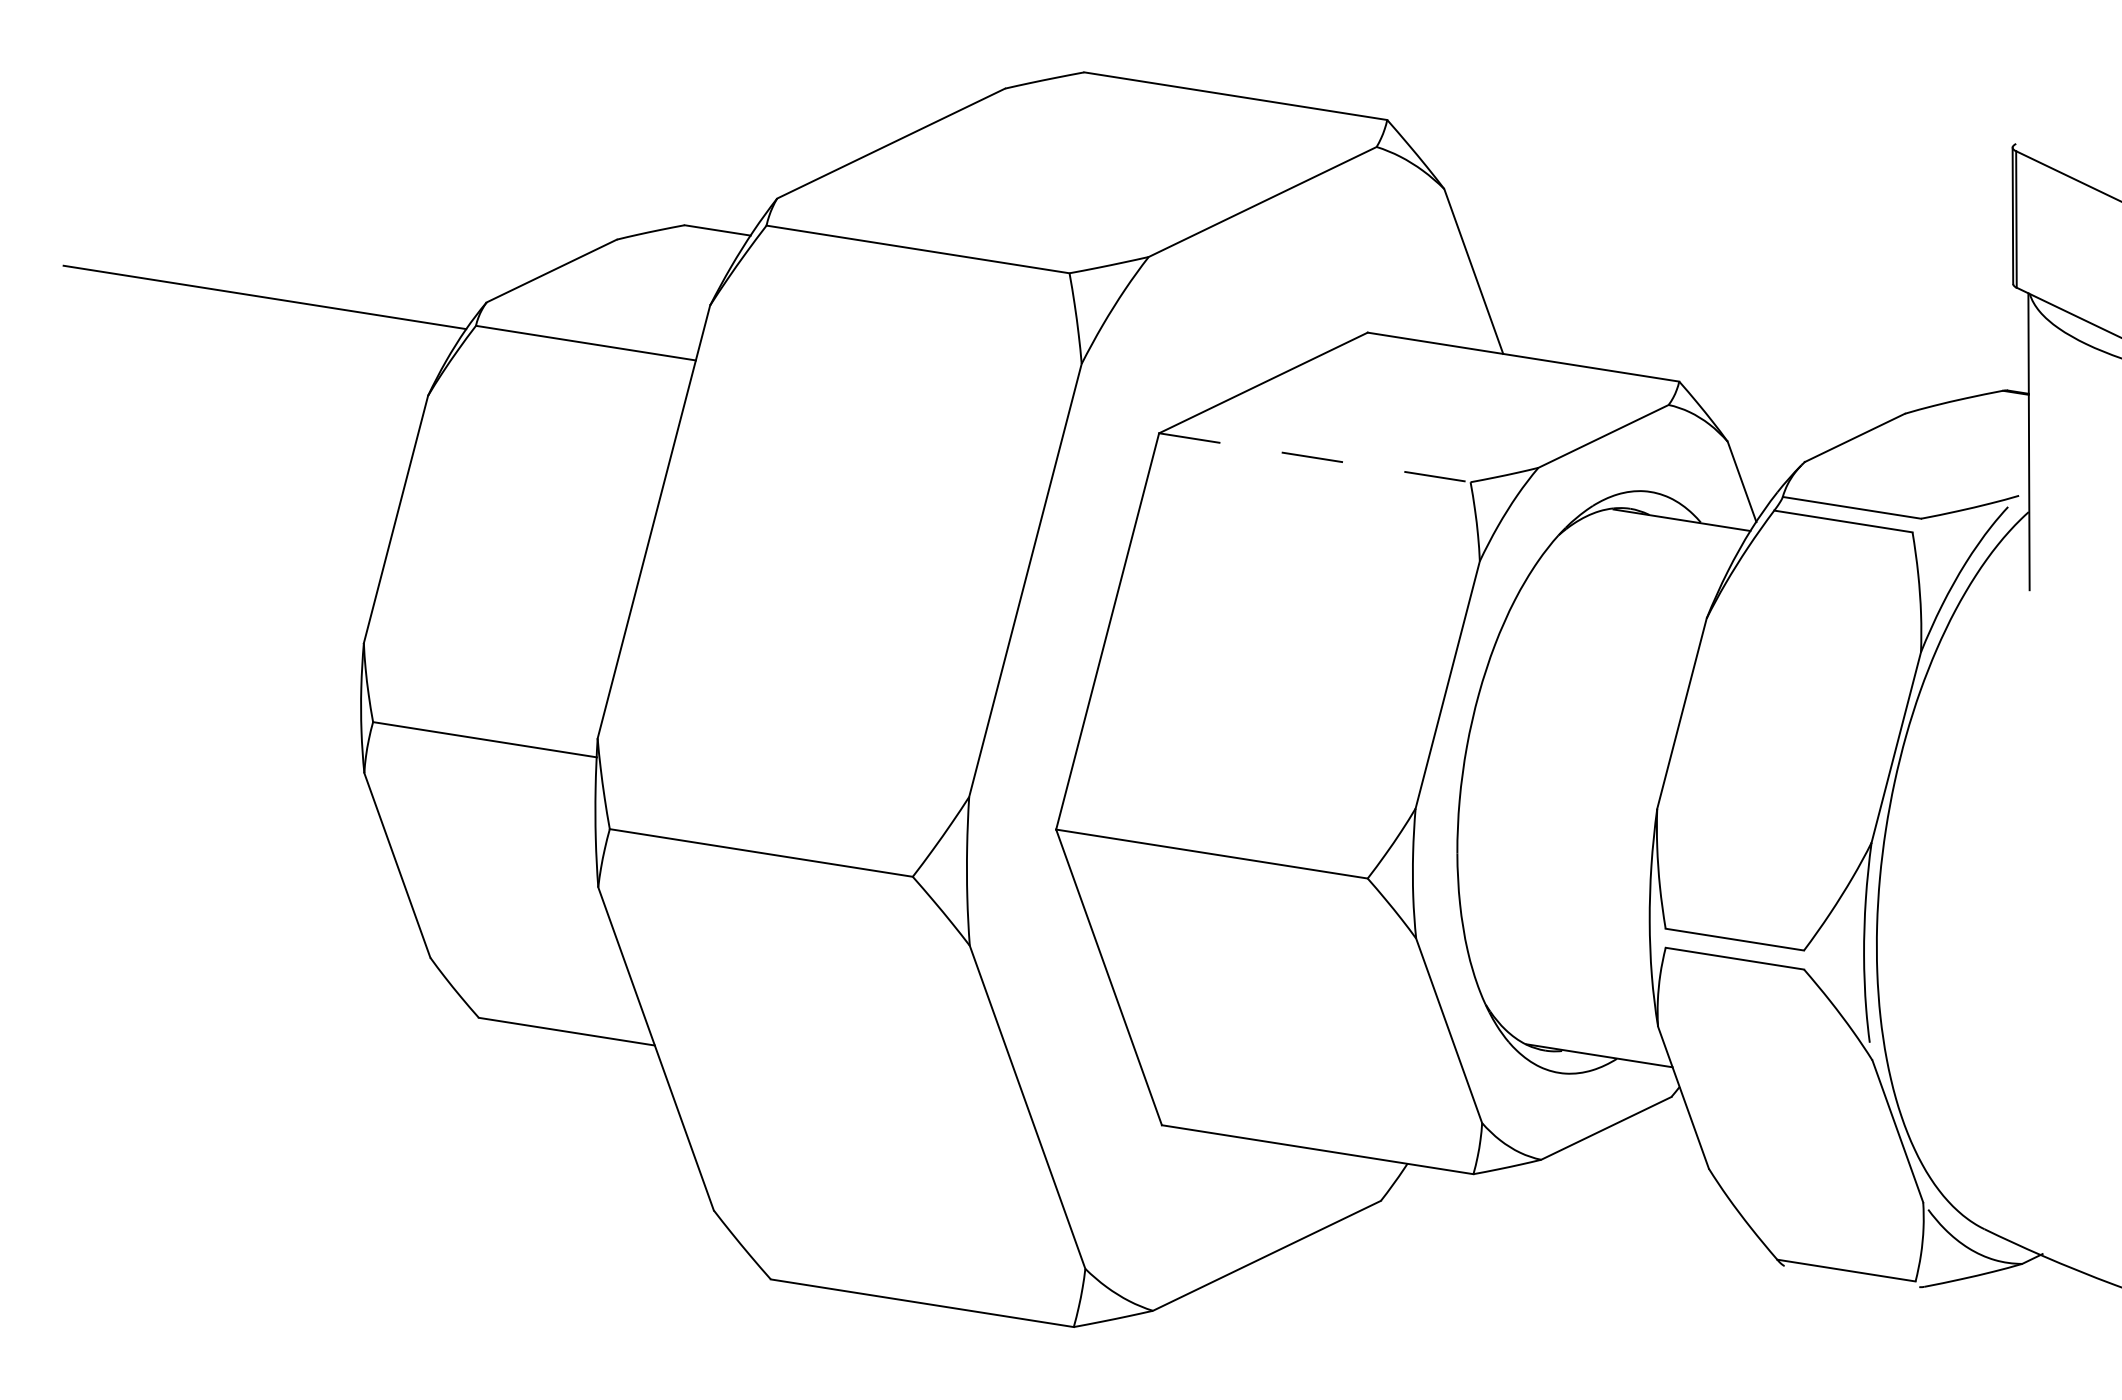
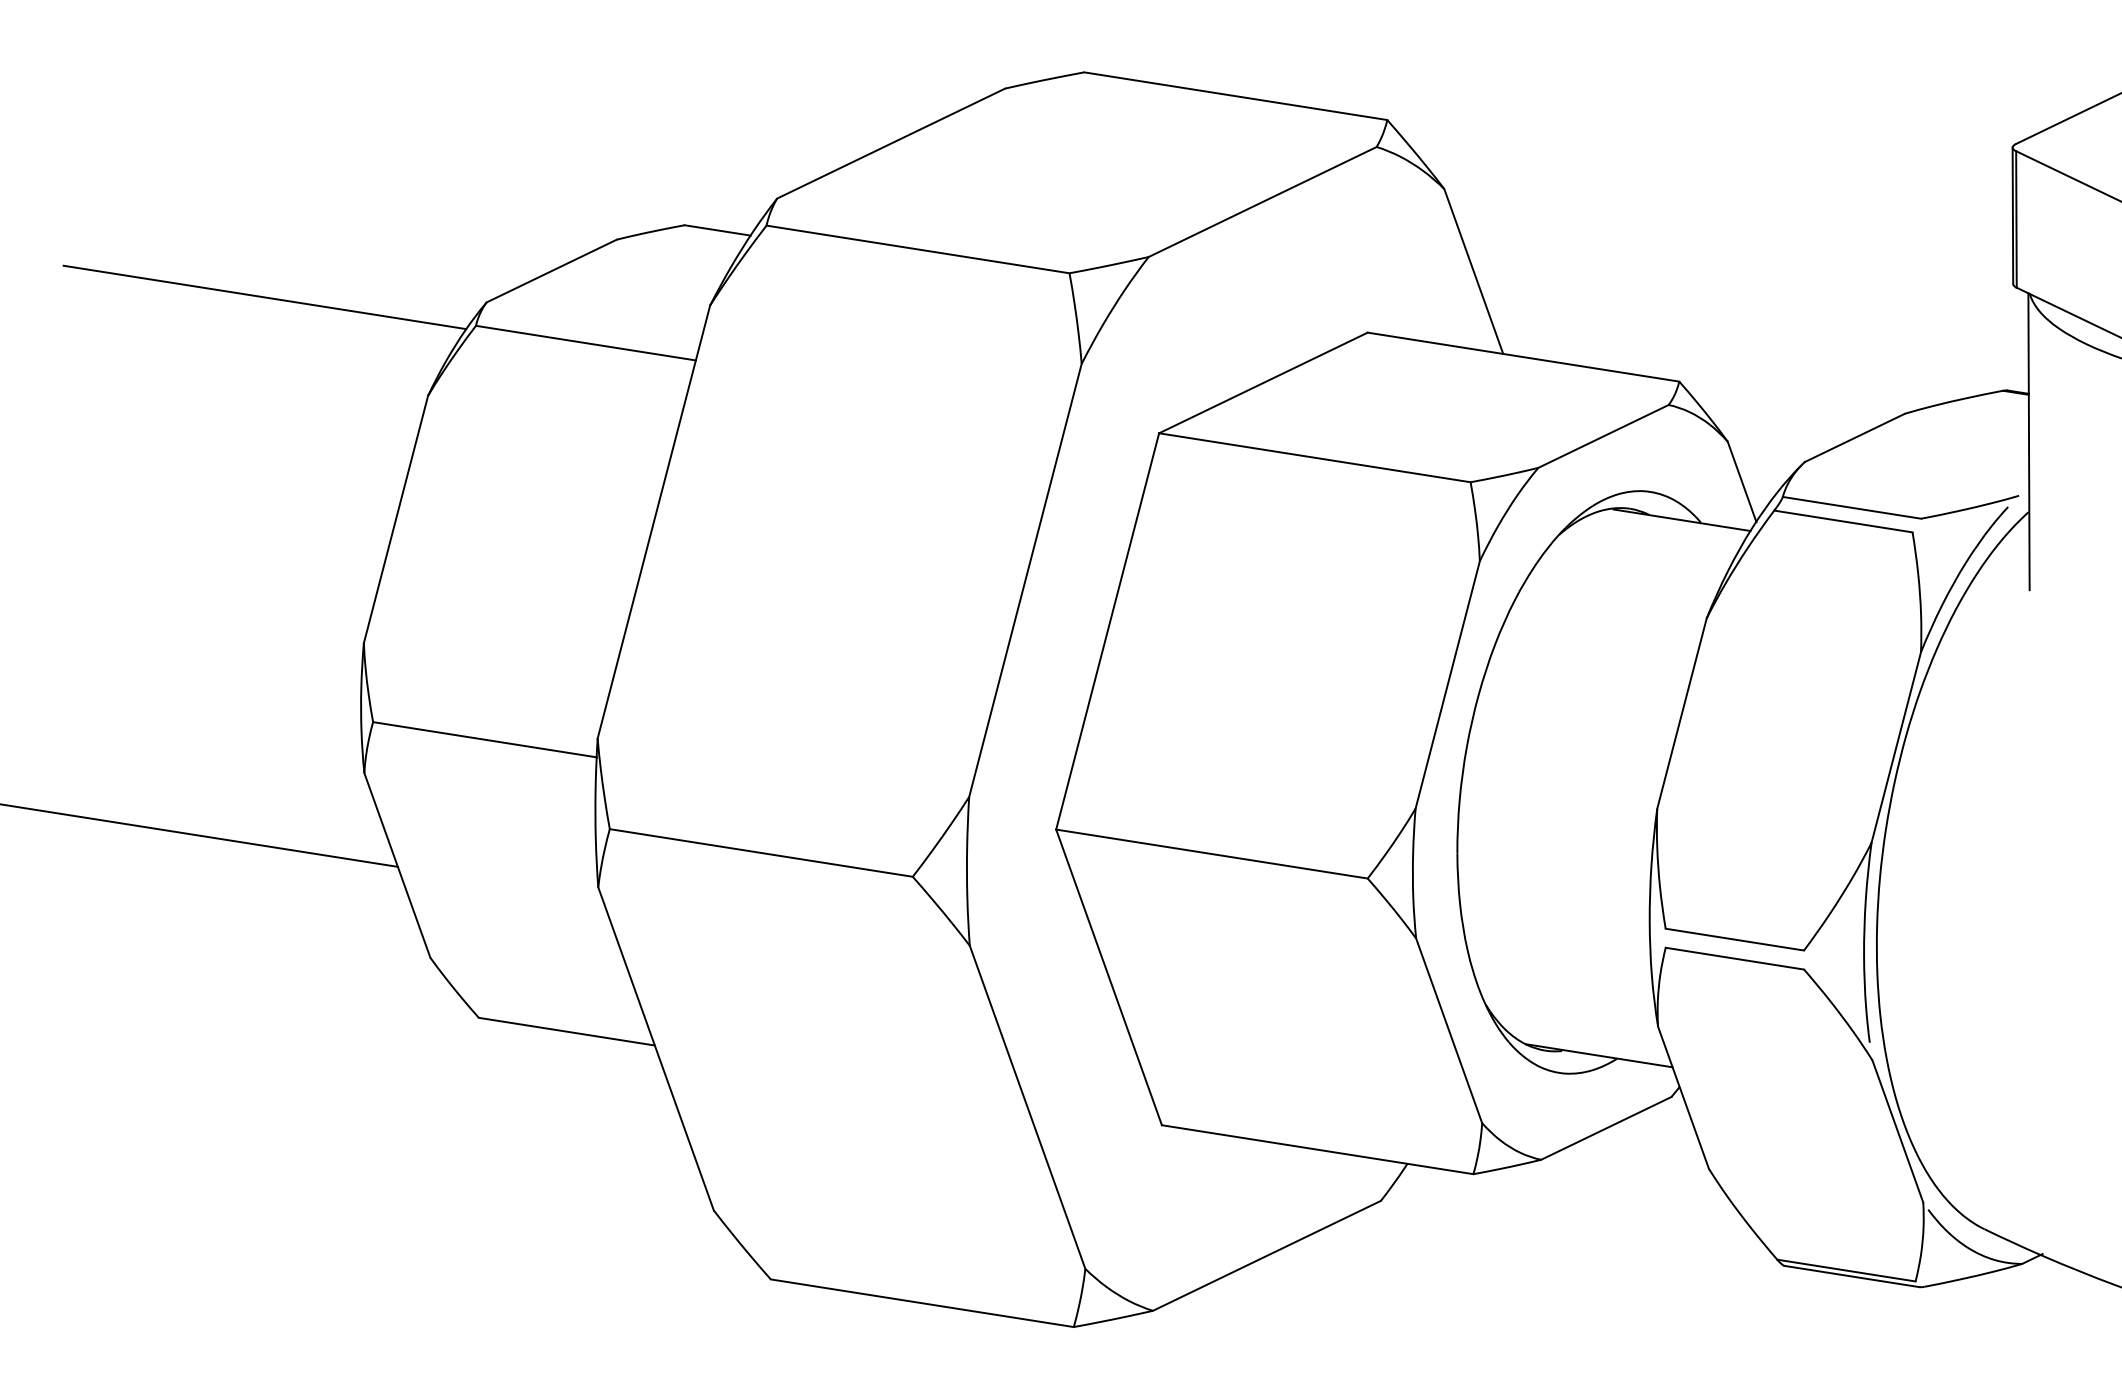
line: none -> present (2067, 118)
line: dashed -> solid (1314, 457)
line: none -> present (199, 835)
line: none -> present (1851, 1276)
